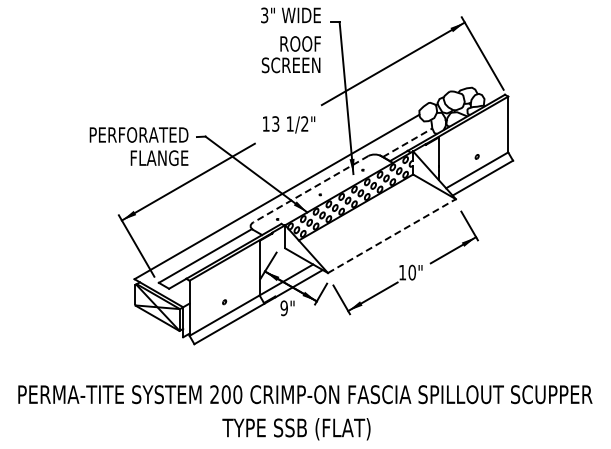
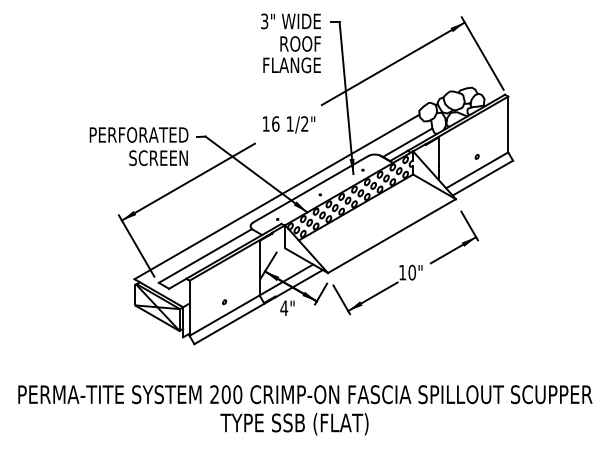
text position: (290, 15) -> (290, 21) (290, 21)
text: SCREEN -> FLANGE (290, 65)
text: 13 -> 16 (275, 123)
line: dashed -> solid (407, 142)
text: FLANGE -> SCREEN (158, 158)
line: dashed -> solid (310, 189)
line: dashed -> solid (391, 236)
text: 9" -> 4" (284, 308)
text position: (296, 429) -> (294, 424) (294, 424)
